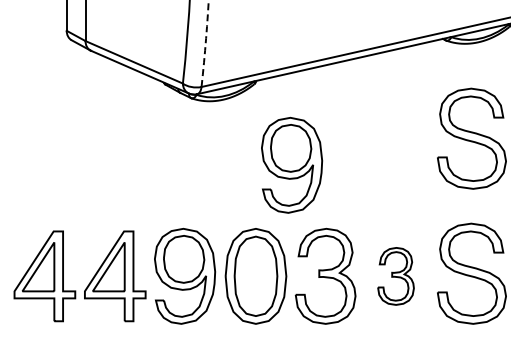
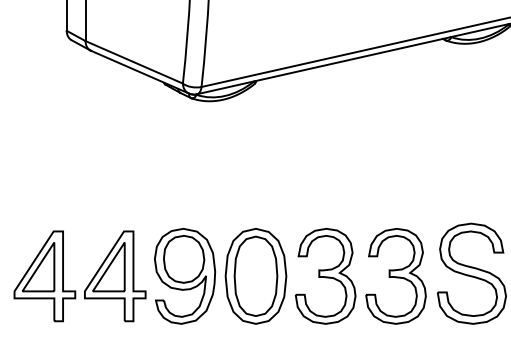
arc: dashed -> solid (205, 42)
part: present -> none (471, 138)
part: present -> none (292, 164)
part size: 38x59 px -> 62x97 px (395, 276)
